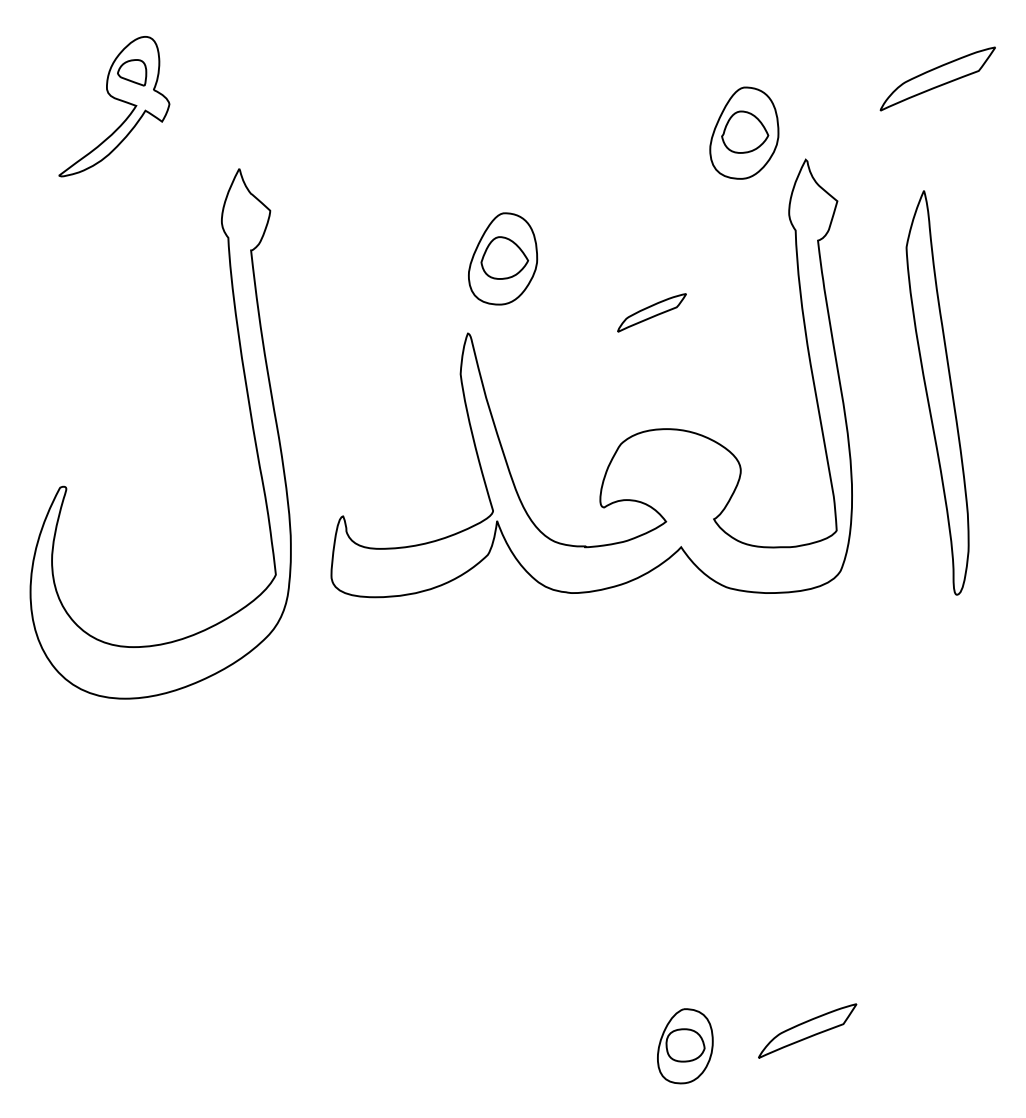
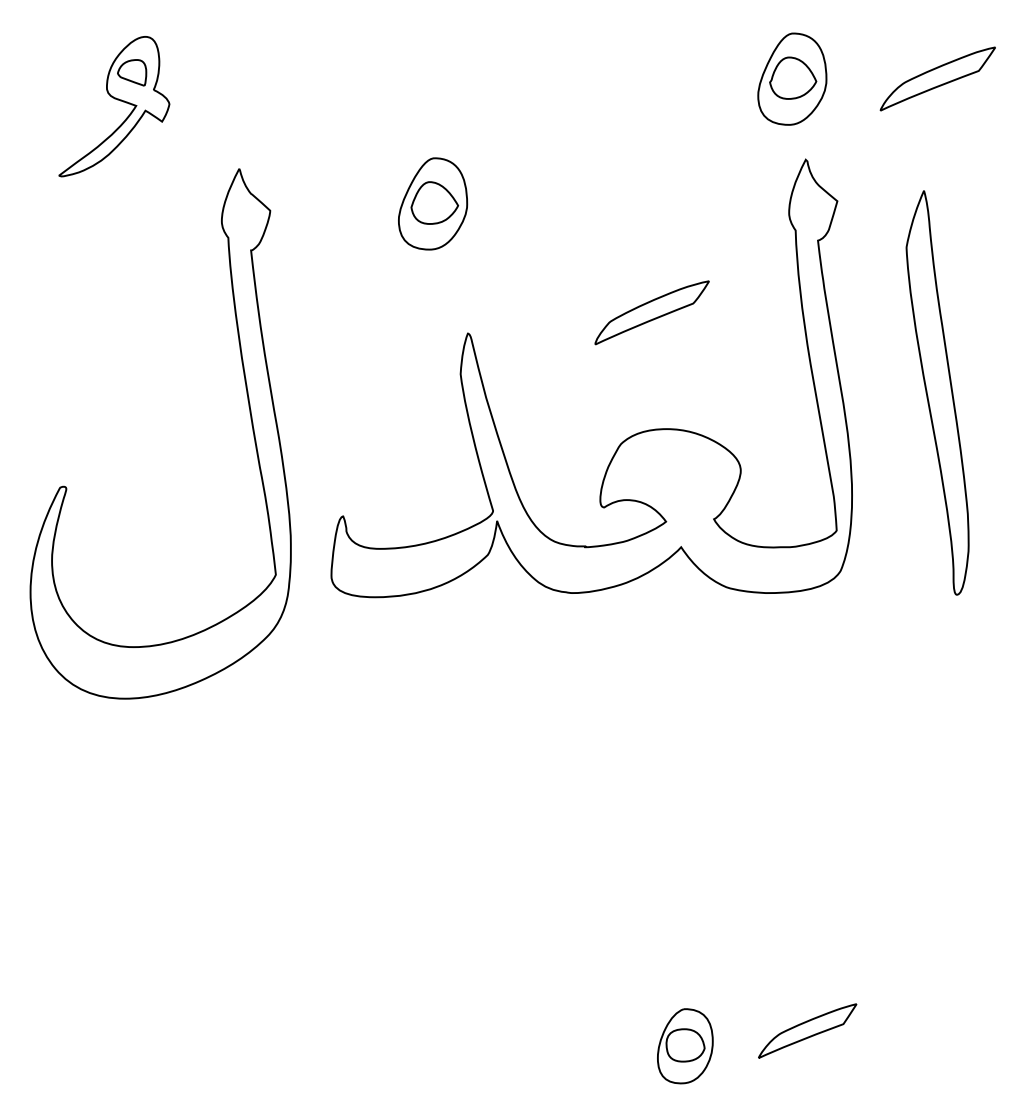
part position: (744, 132) -> (792, 78) (792, 78)
part position: (503, 258) -> (433, 203) (433, 203)
part size: 70x40 px -> 116x66 px (651, 312)
